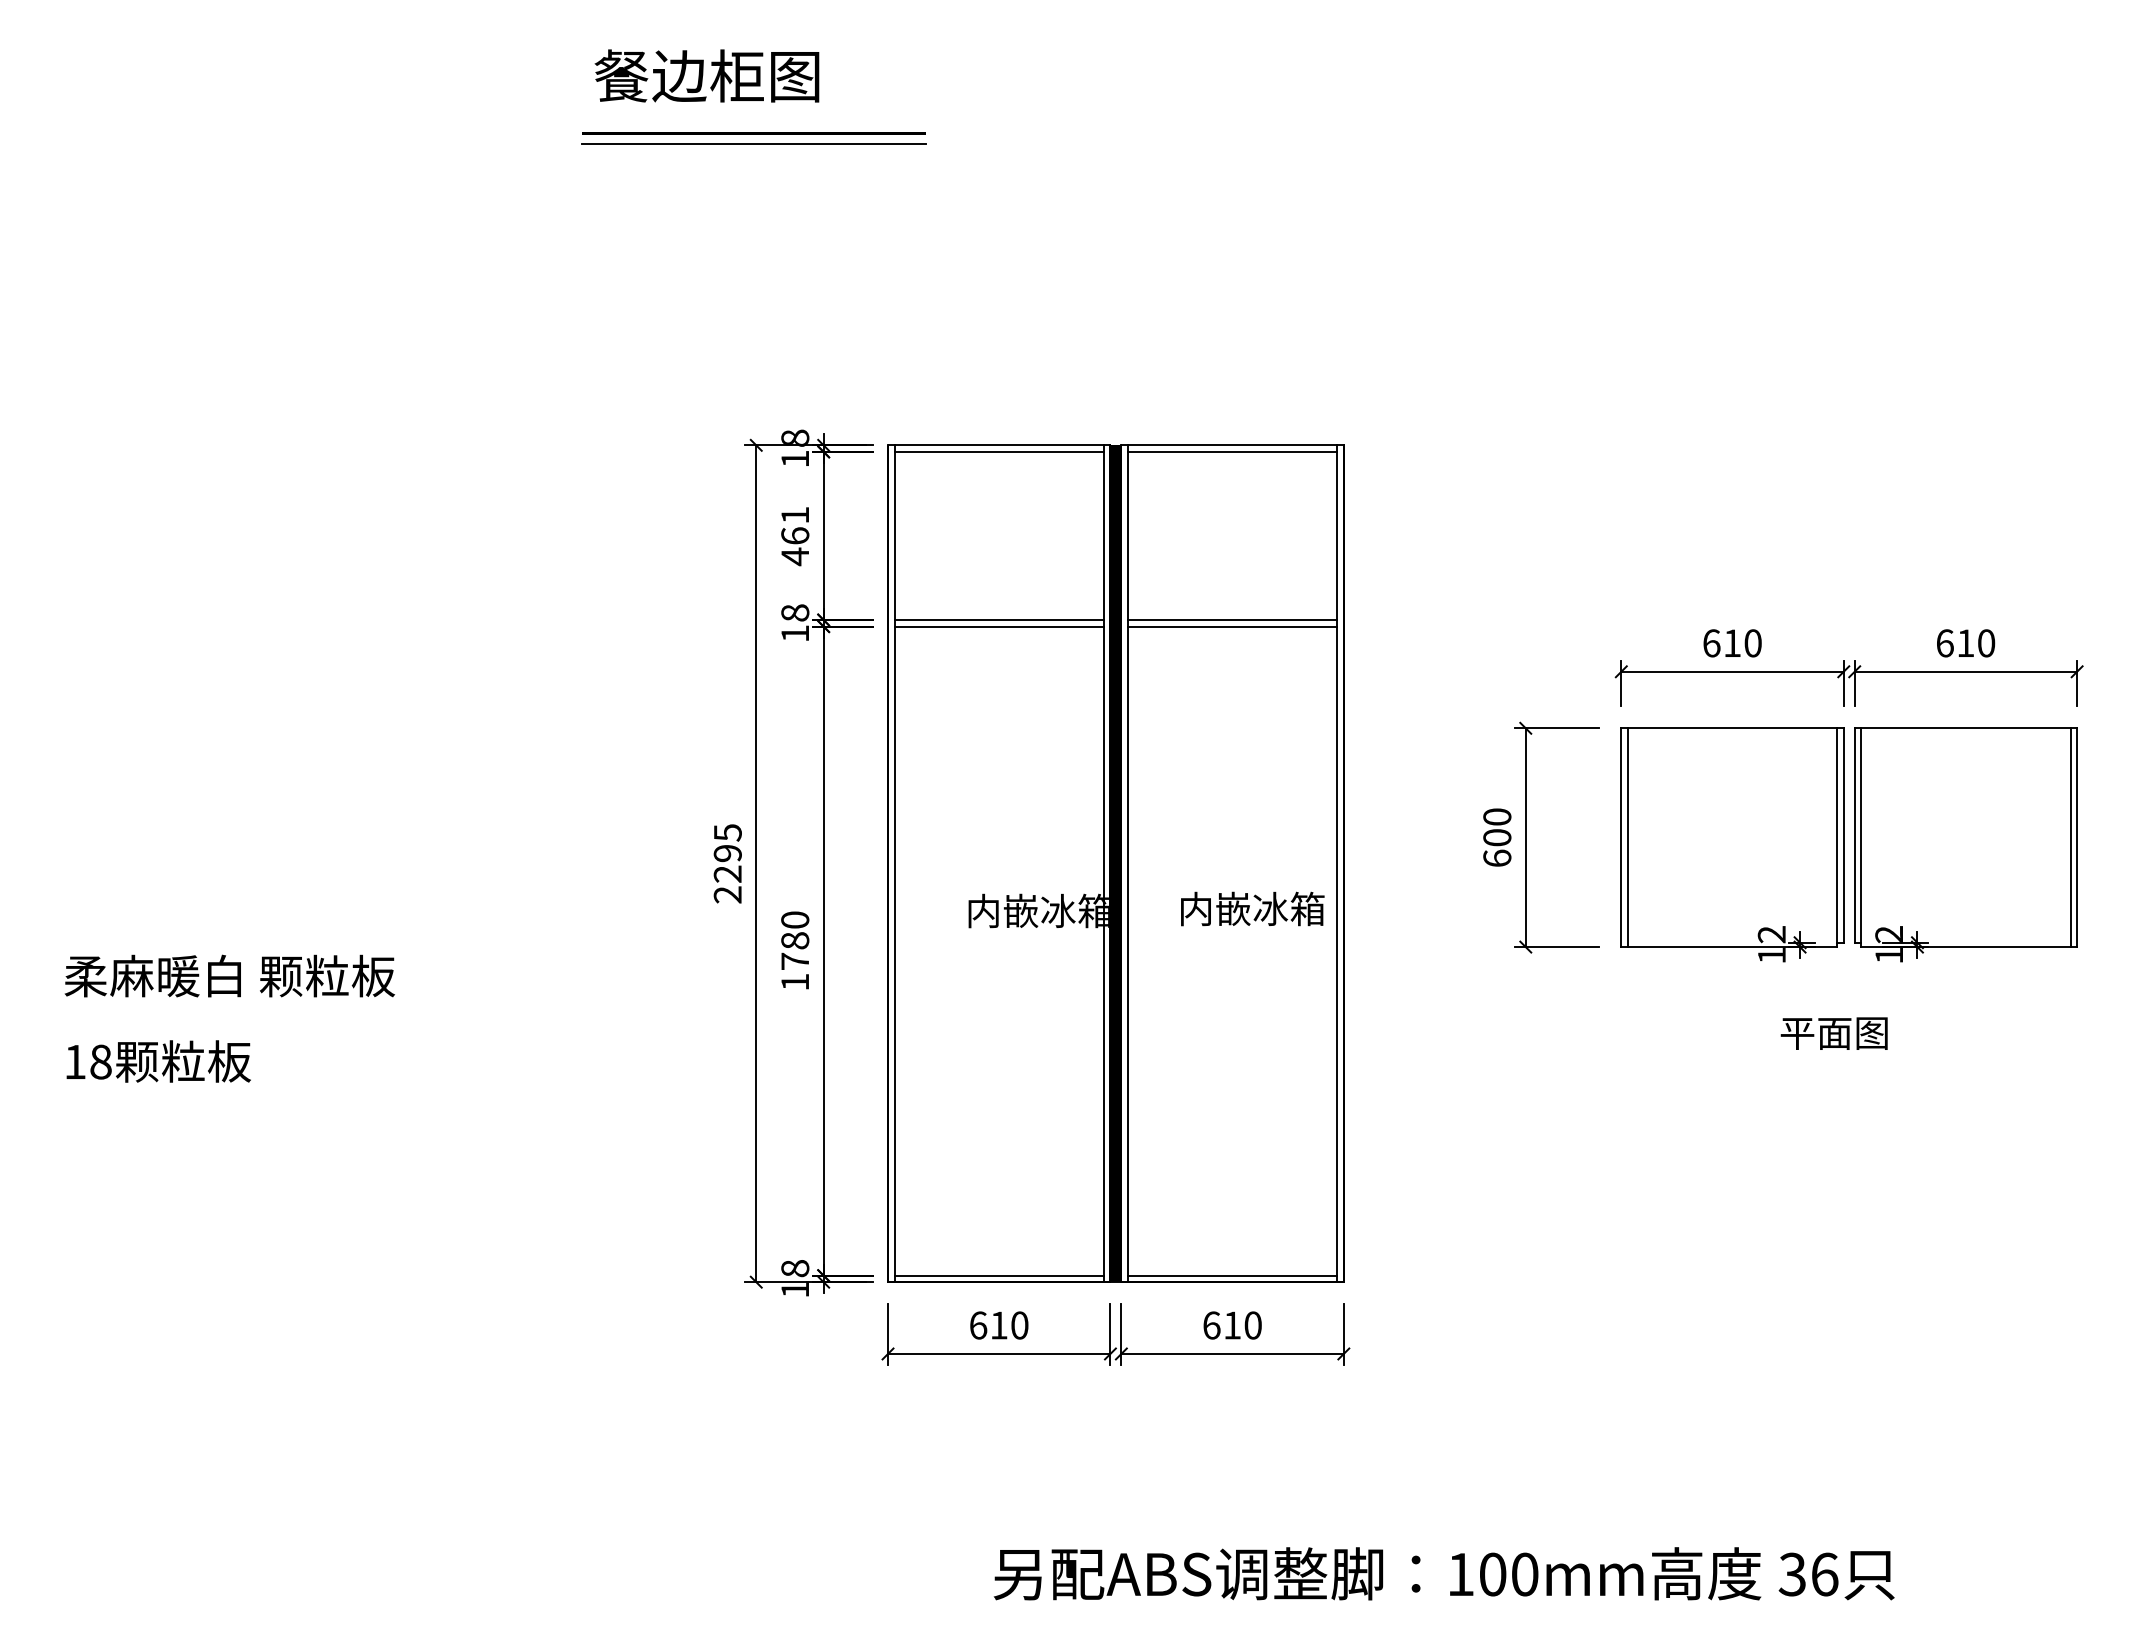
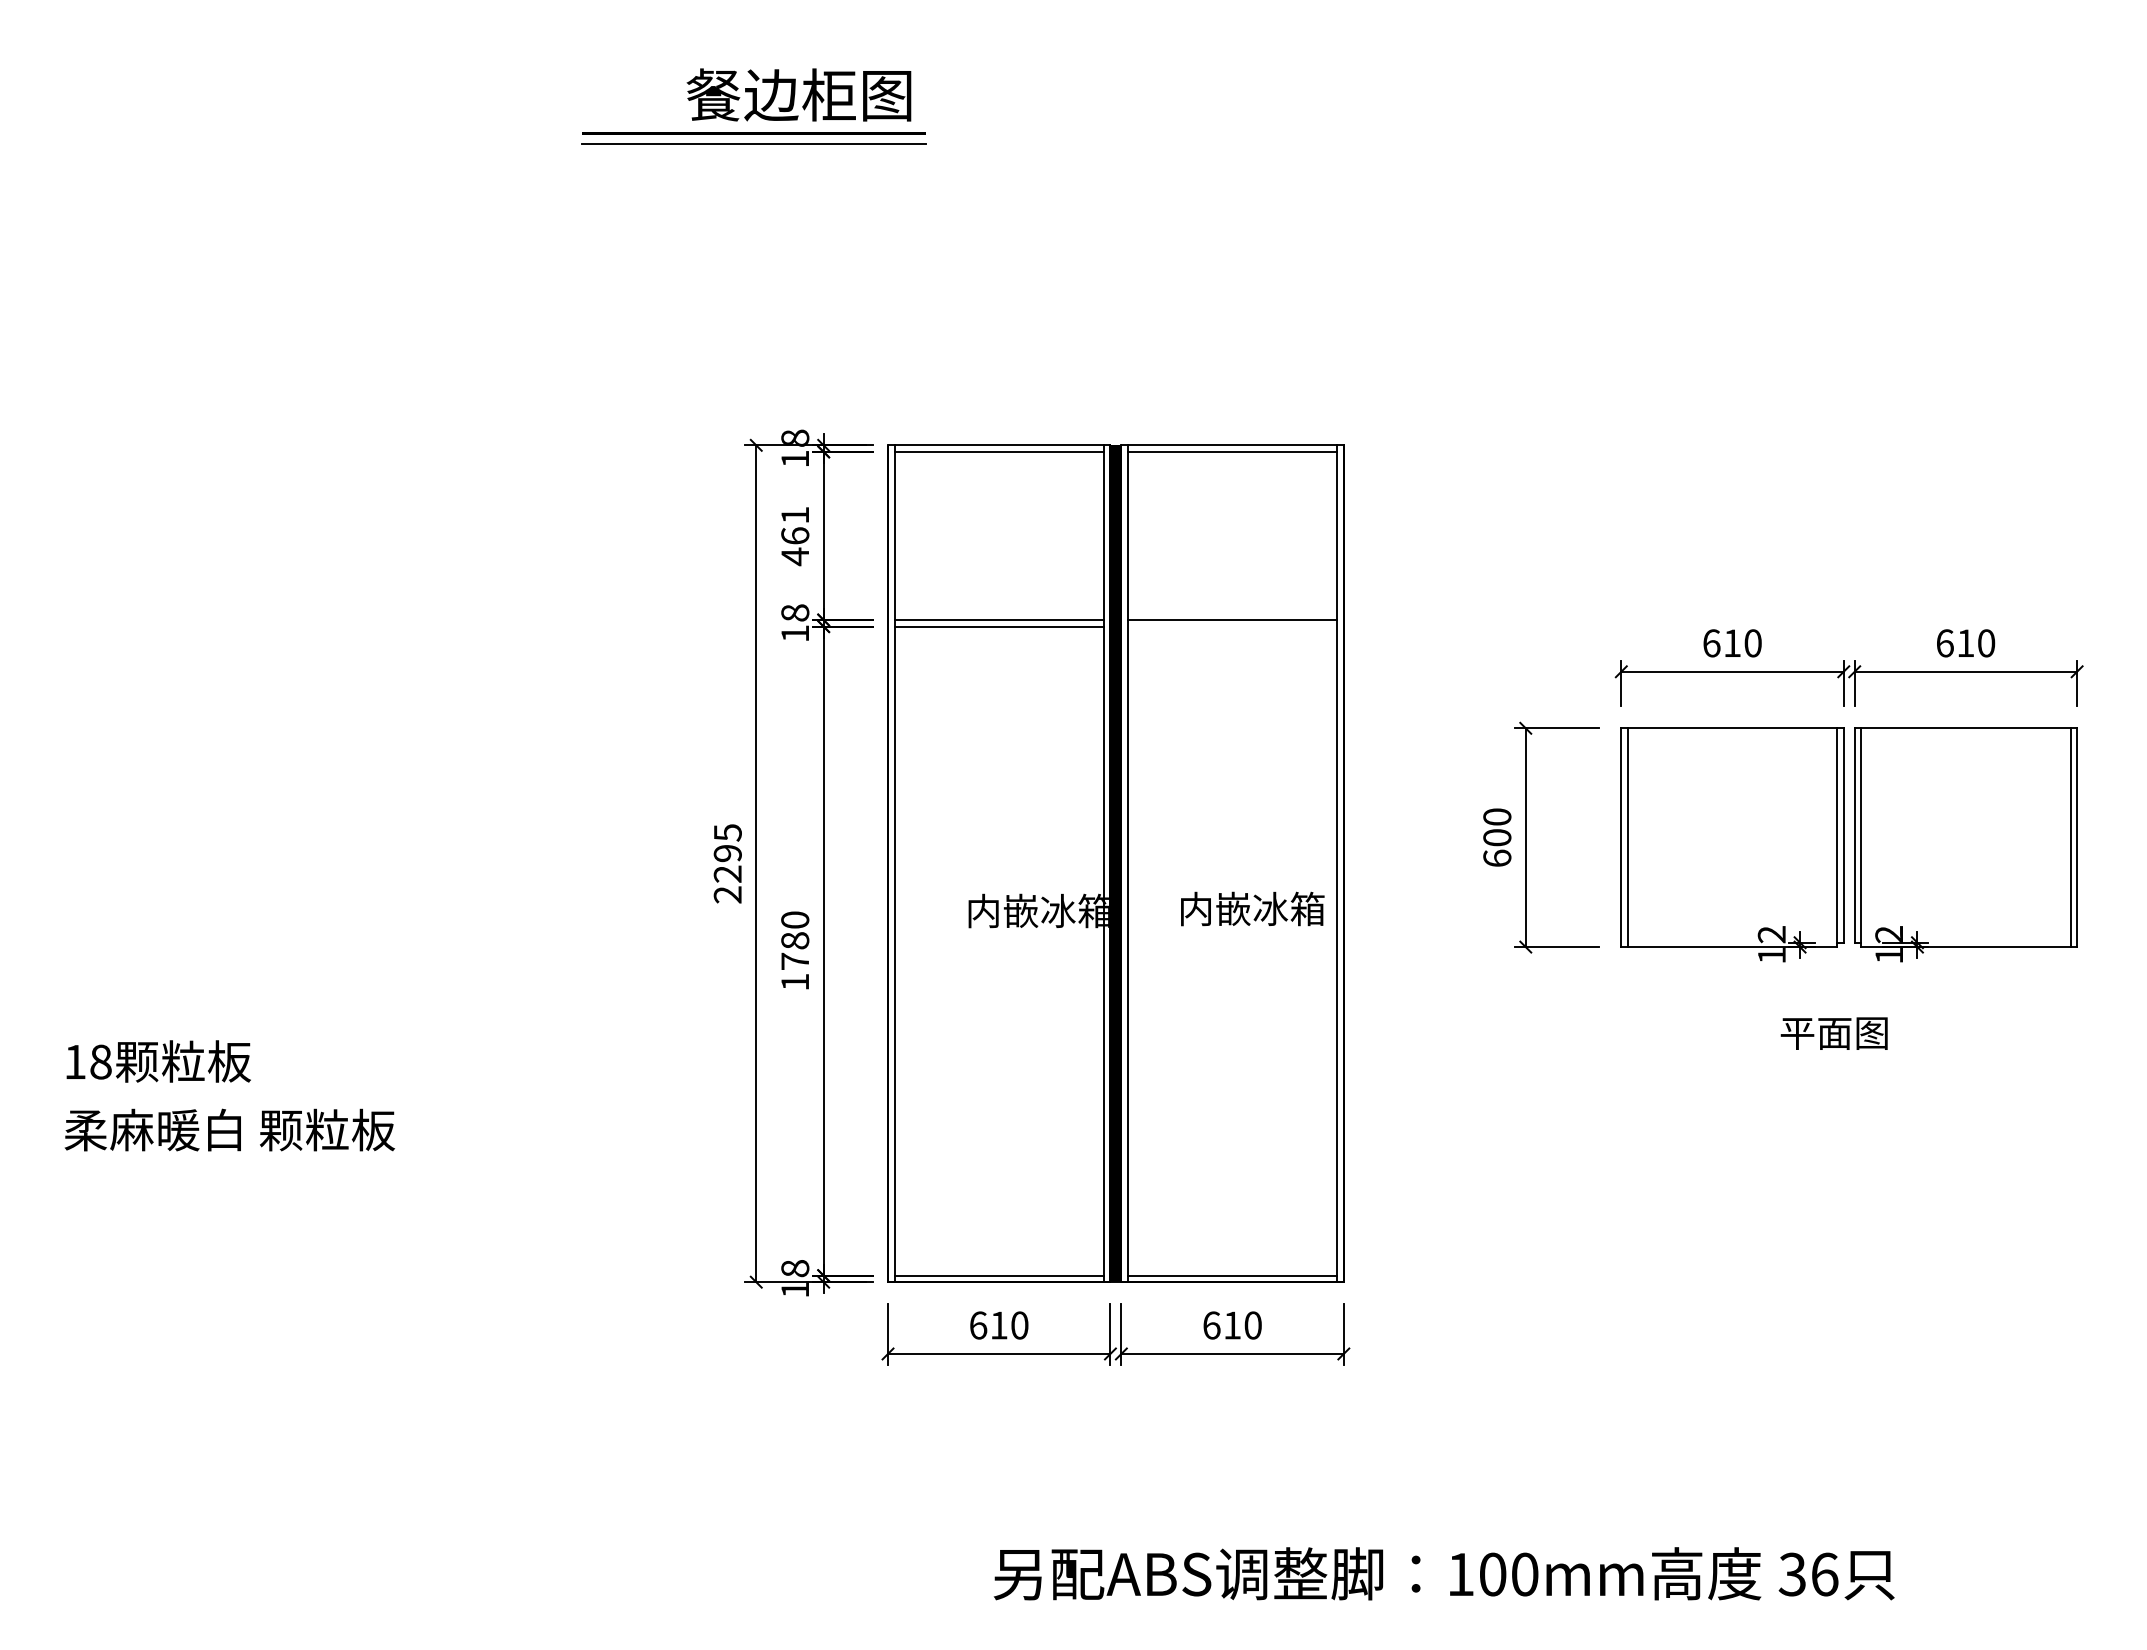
text position: (706, 75) -> (798, 94) (798, 94)
line: present -> none (1232, 626)
text position: (229, 975) -> (229, 1129) (229, 1129)
